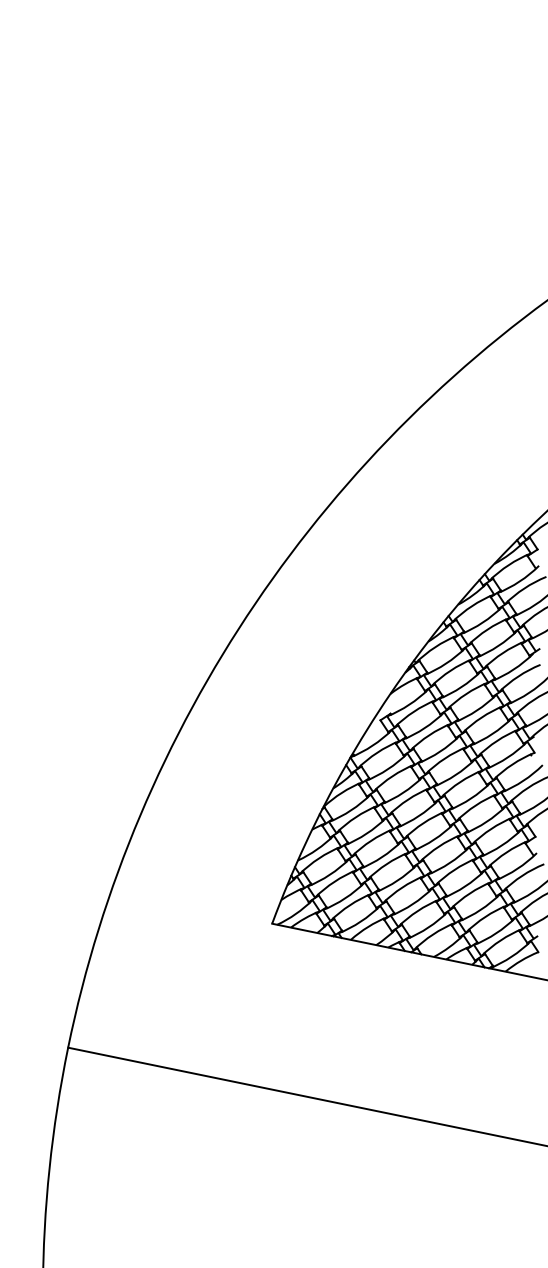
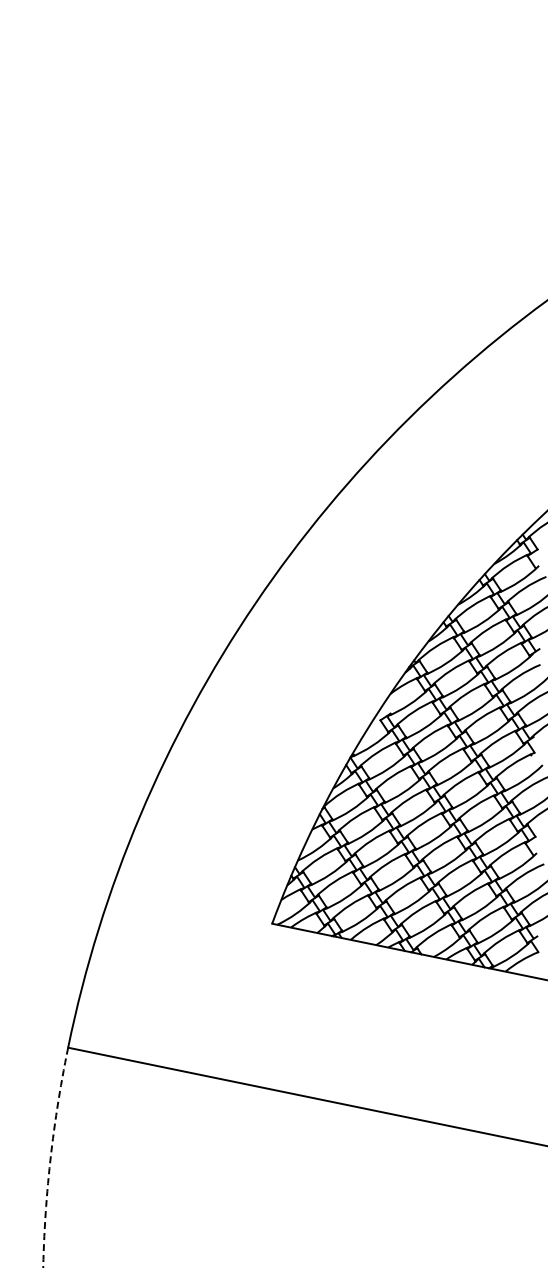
arc: solid -> dashed (50, 1157)
